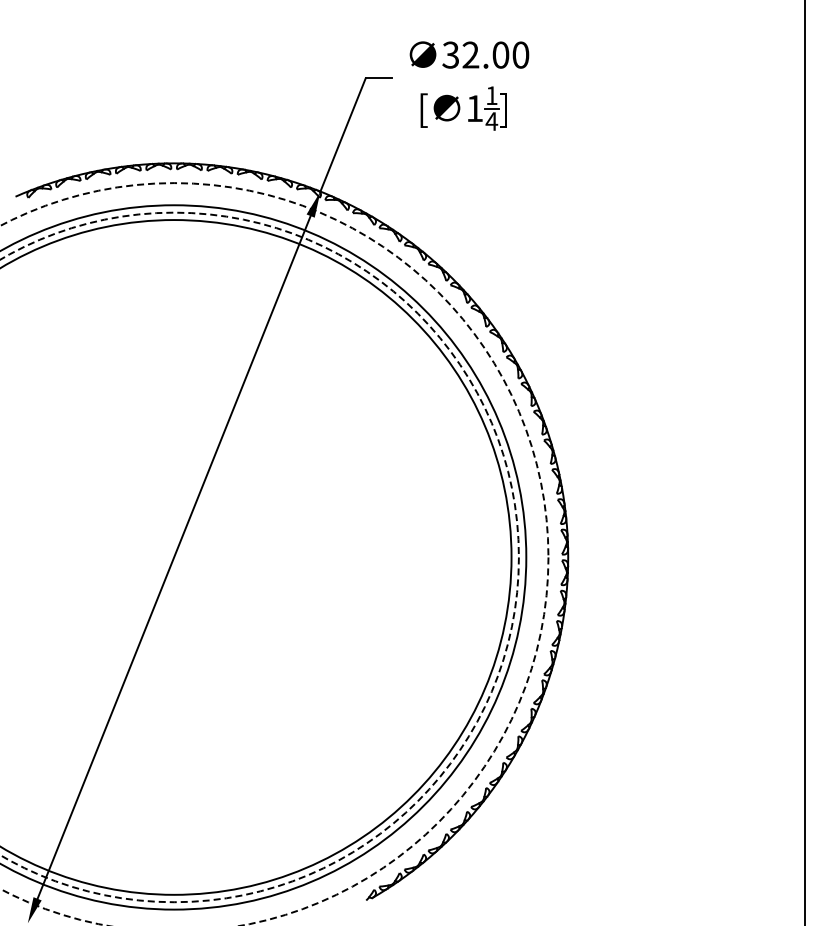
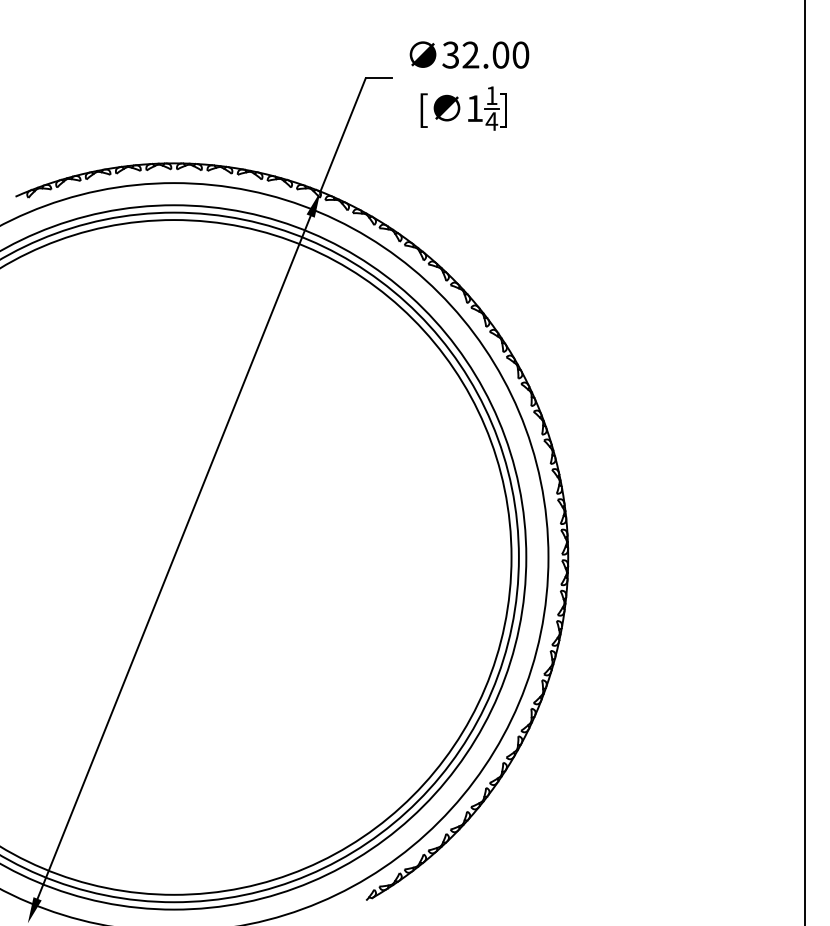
circle: dashed -> solid (274, 554)
circle: dashed -> solid (259, 557)
